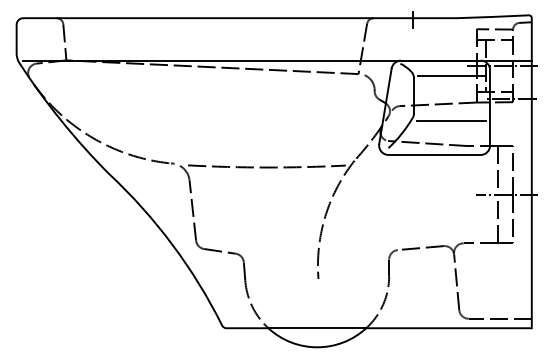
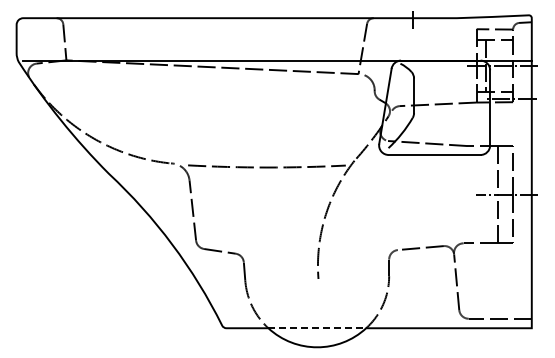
line: present -> none (451, 76)
line: present -> none (451, 120)
line: solid -> dashed (317, 328)
